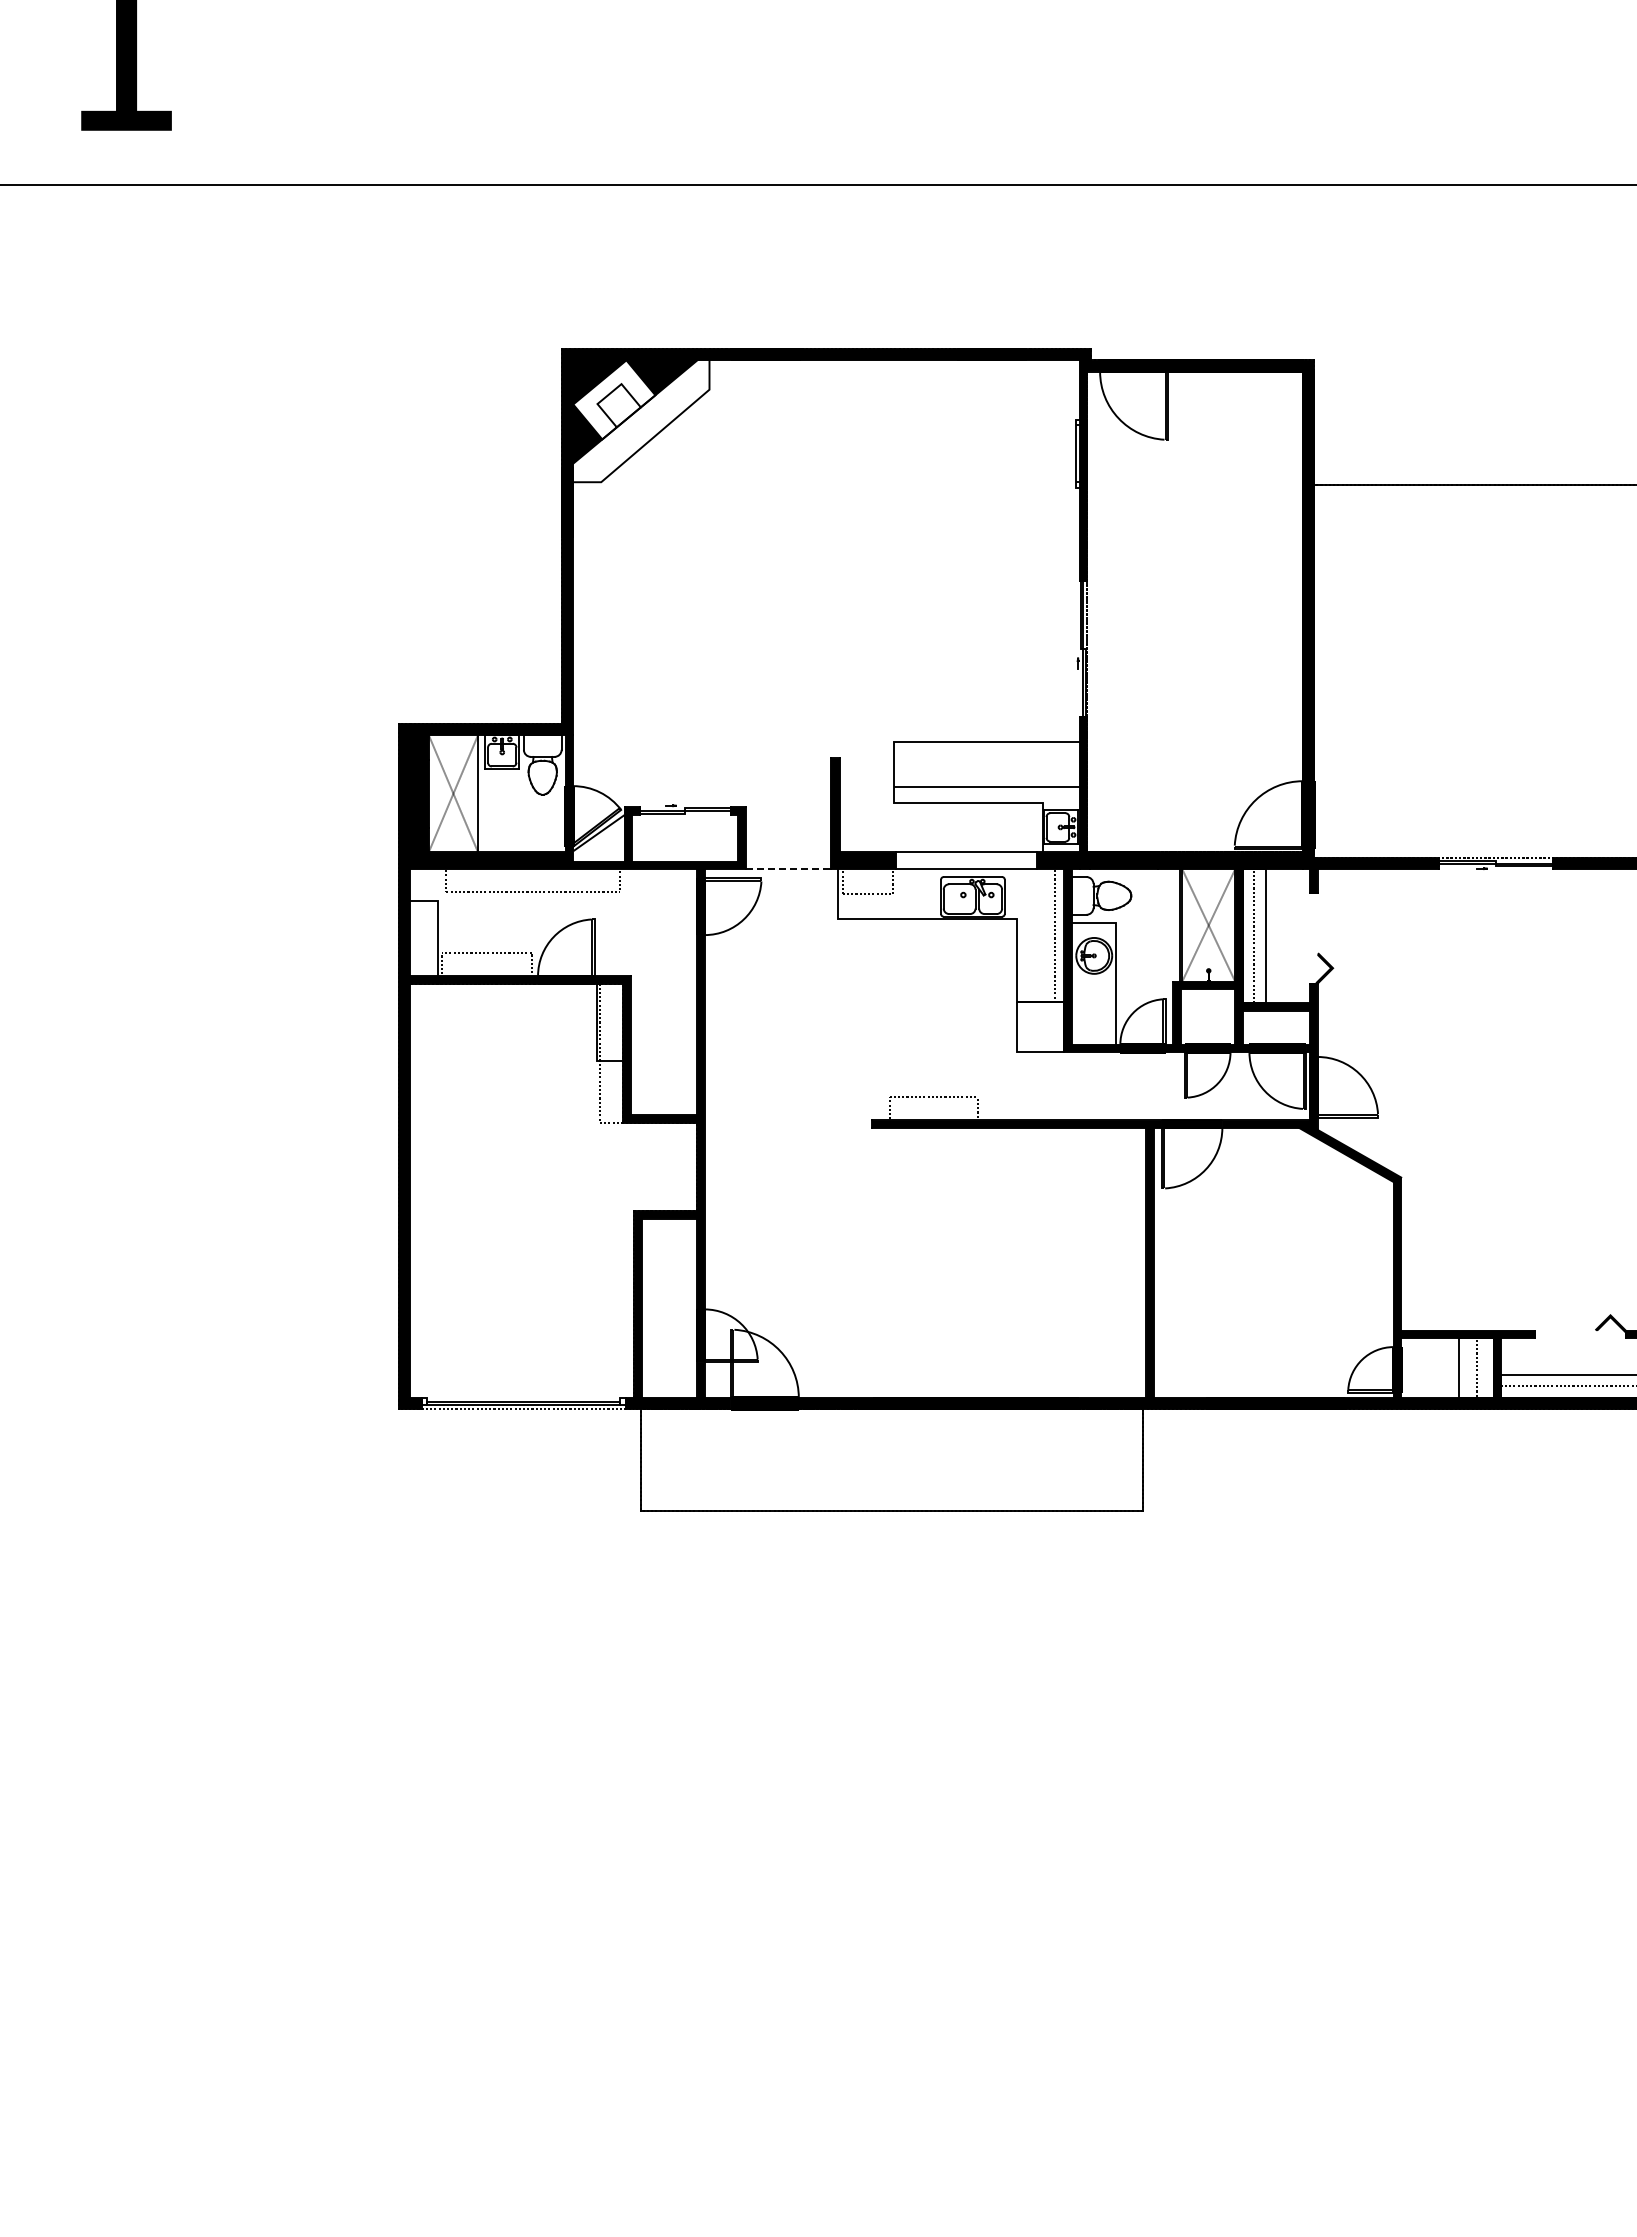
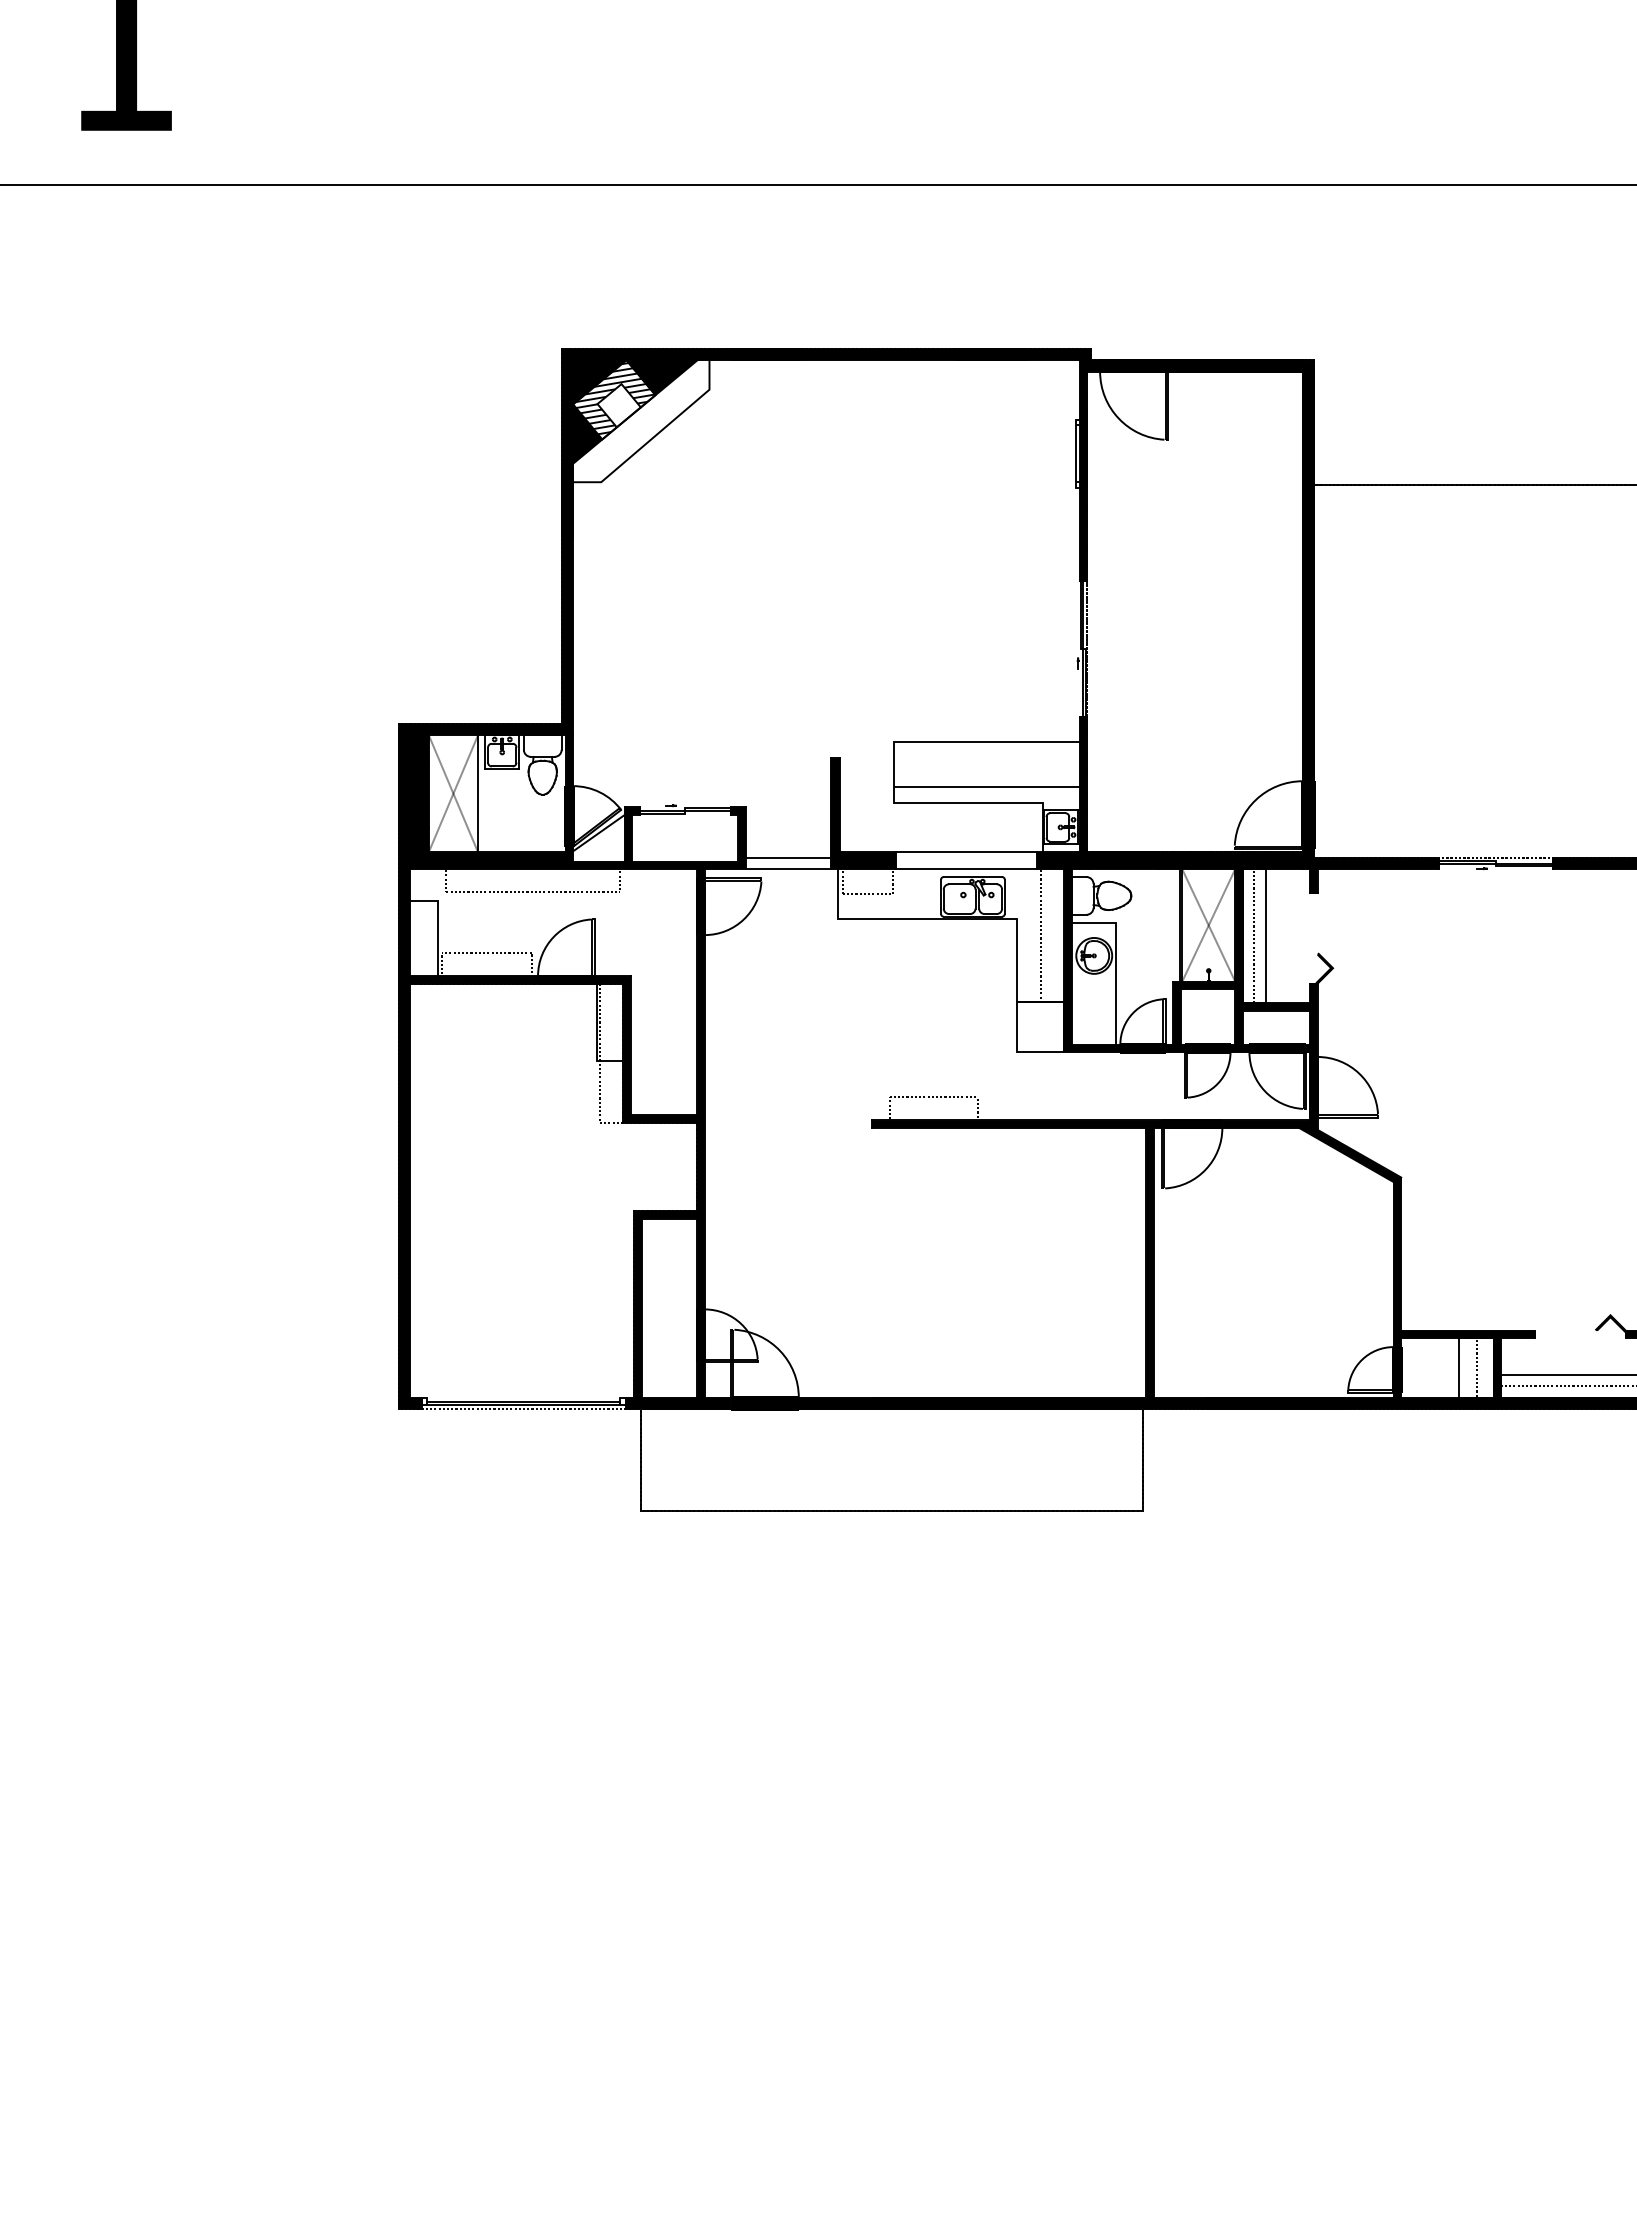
hatch: none -> present (615, 398)
line: none -> present (787, 857)
line: dashed -> solid (788, 869)
line position: (1054, 935) -> (1040, 935) (1040, 935)
